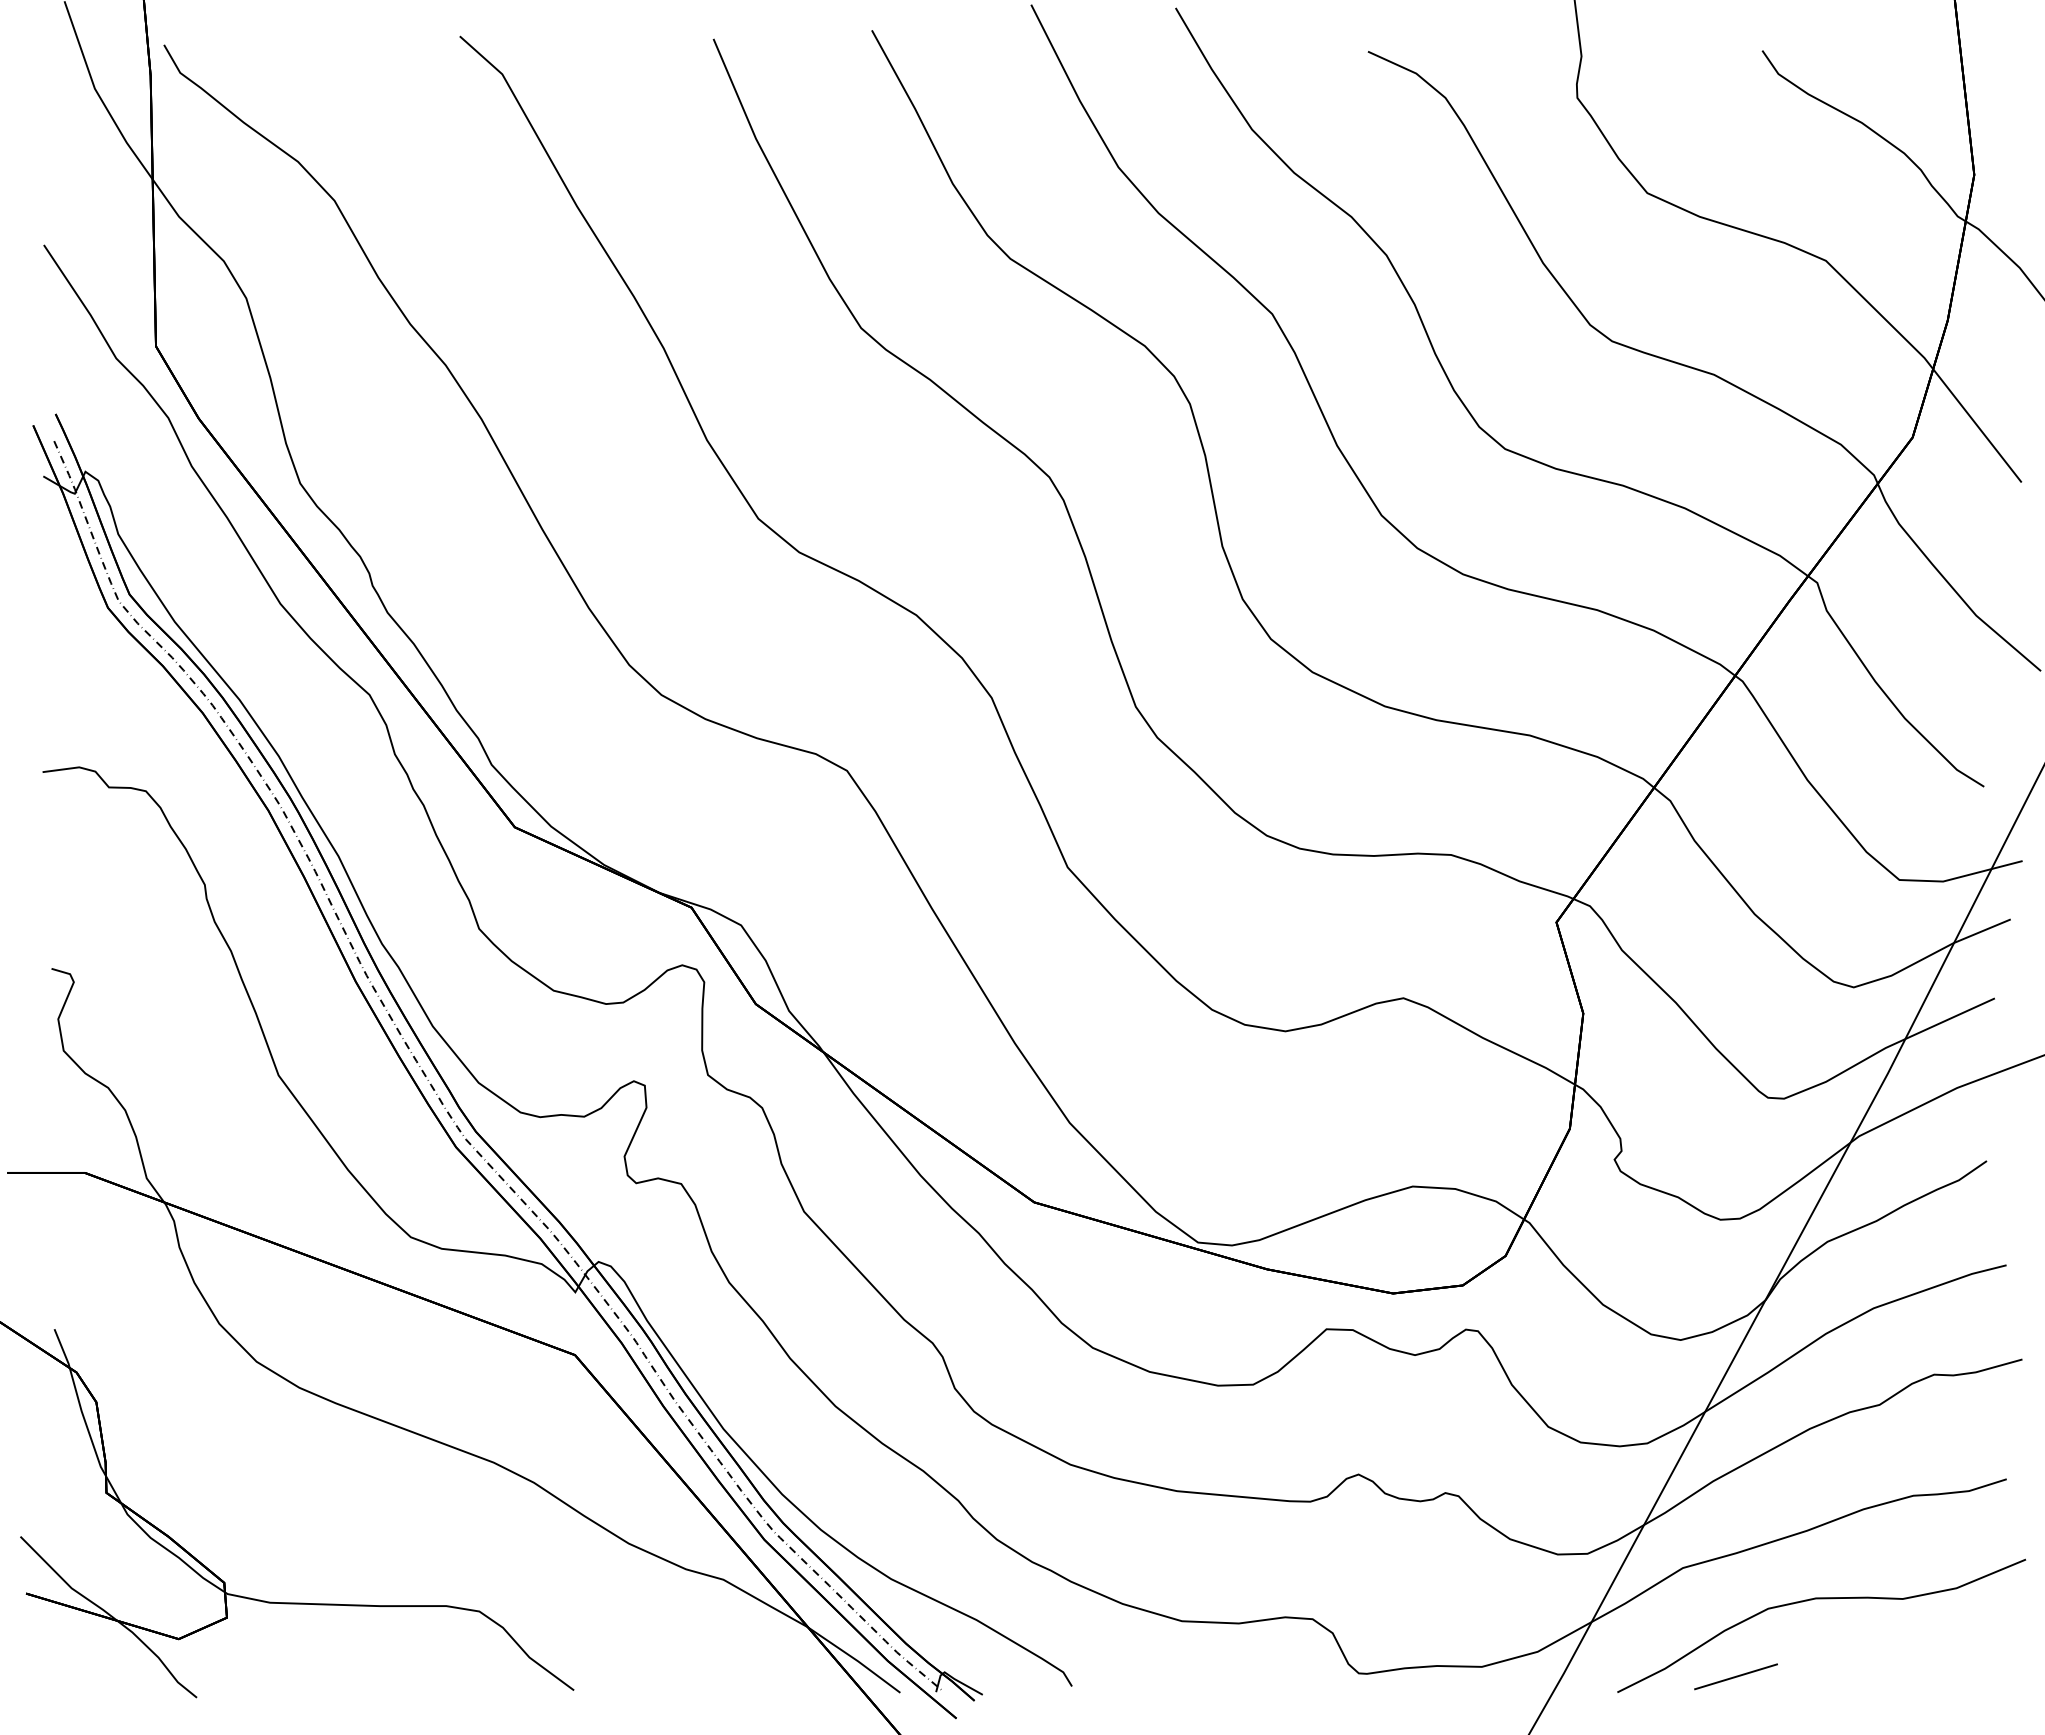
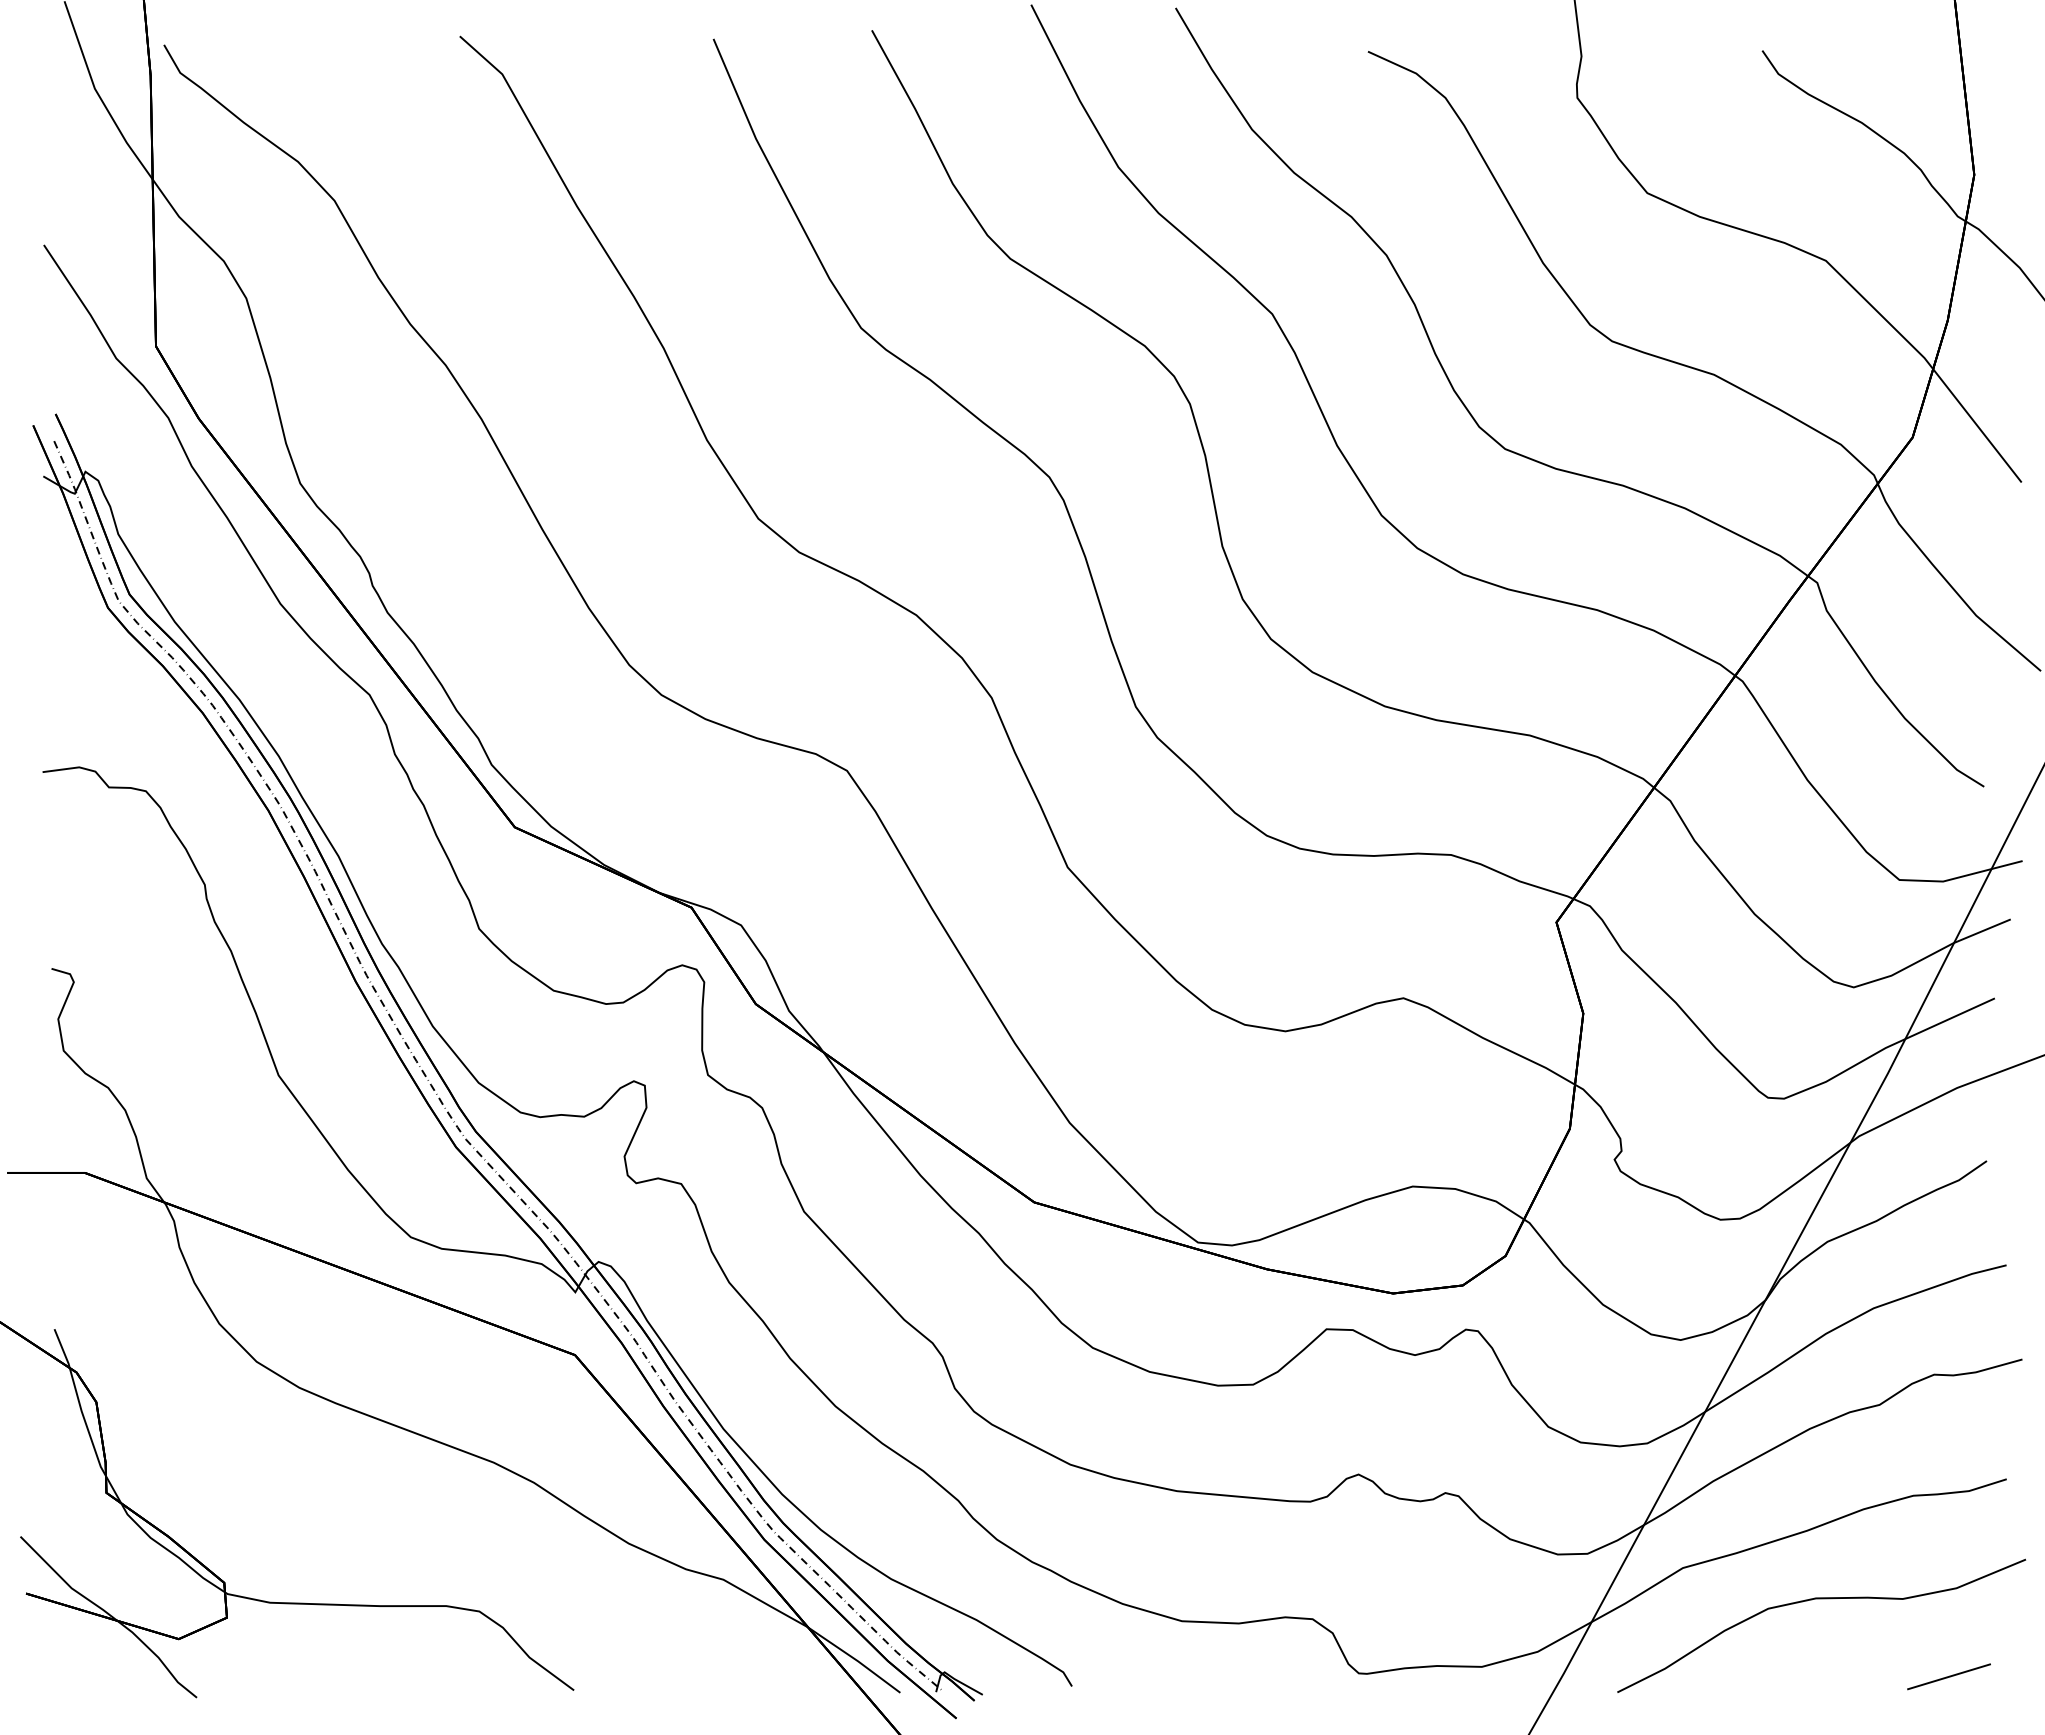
line position: (1735, 1676) -> (1948, 1676) (1948, 1676)
